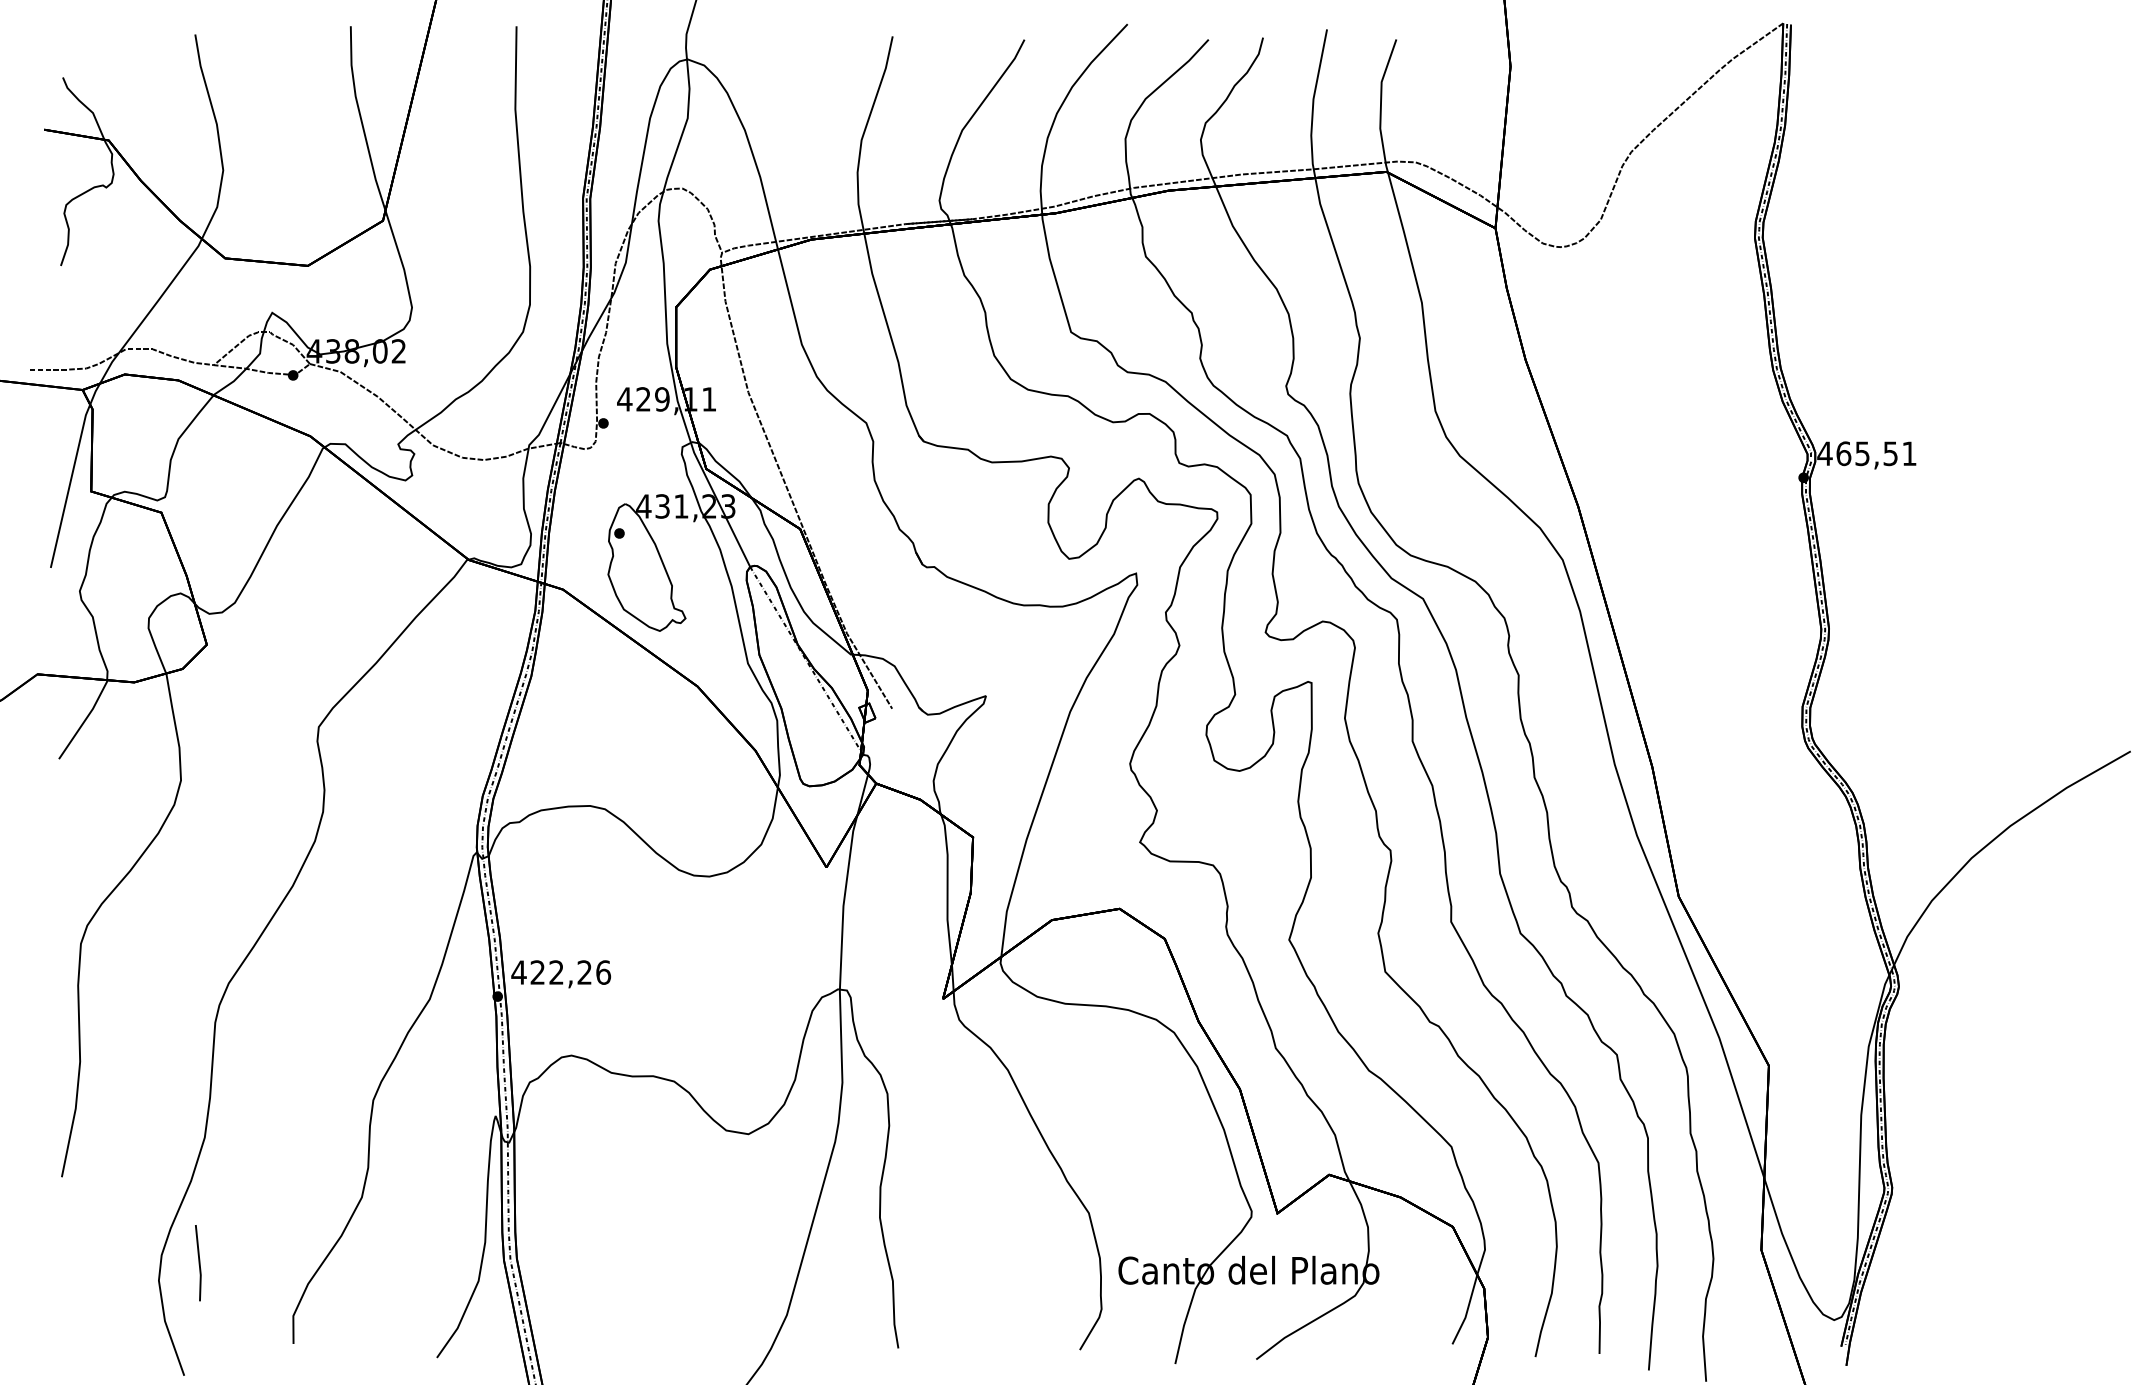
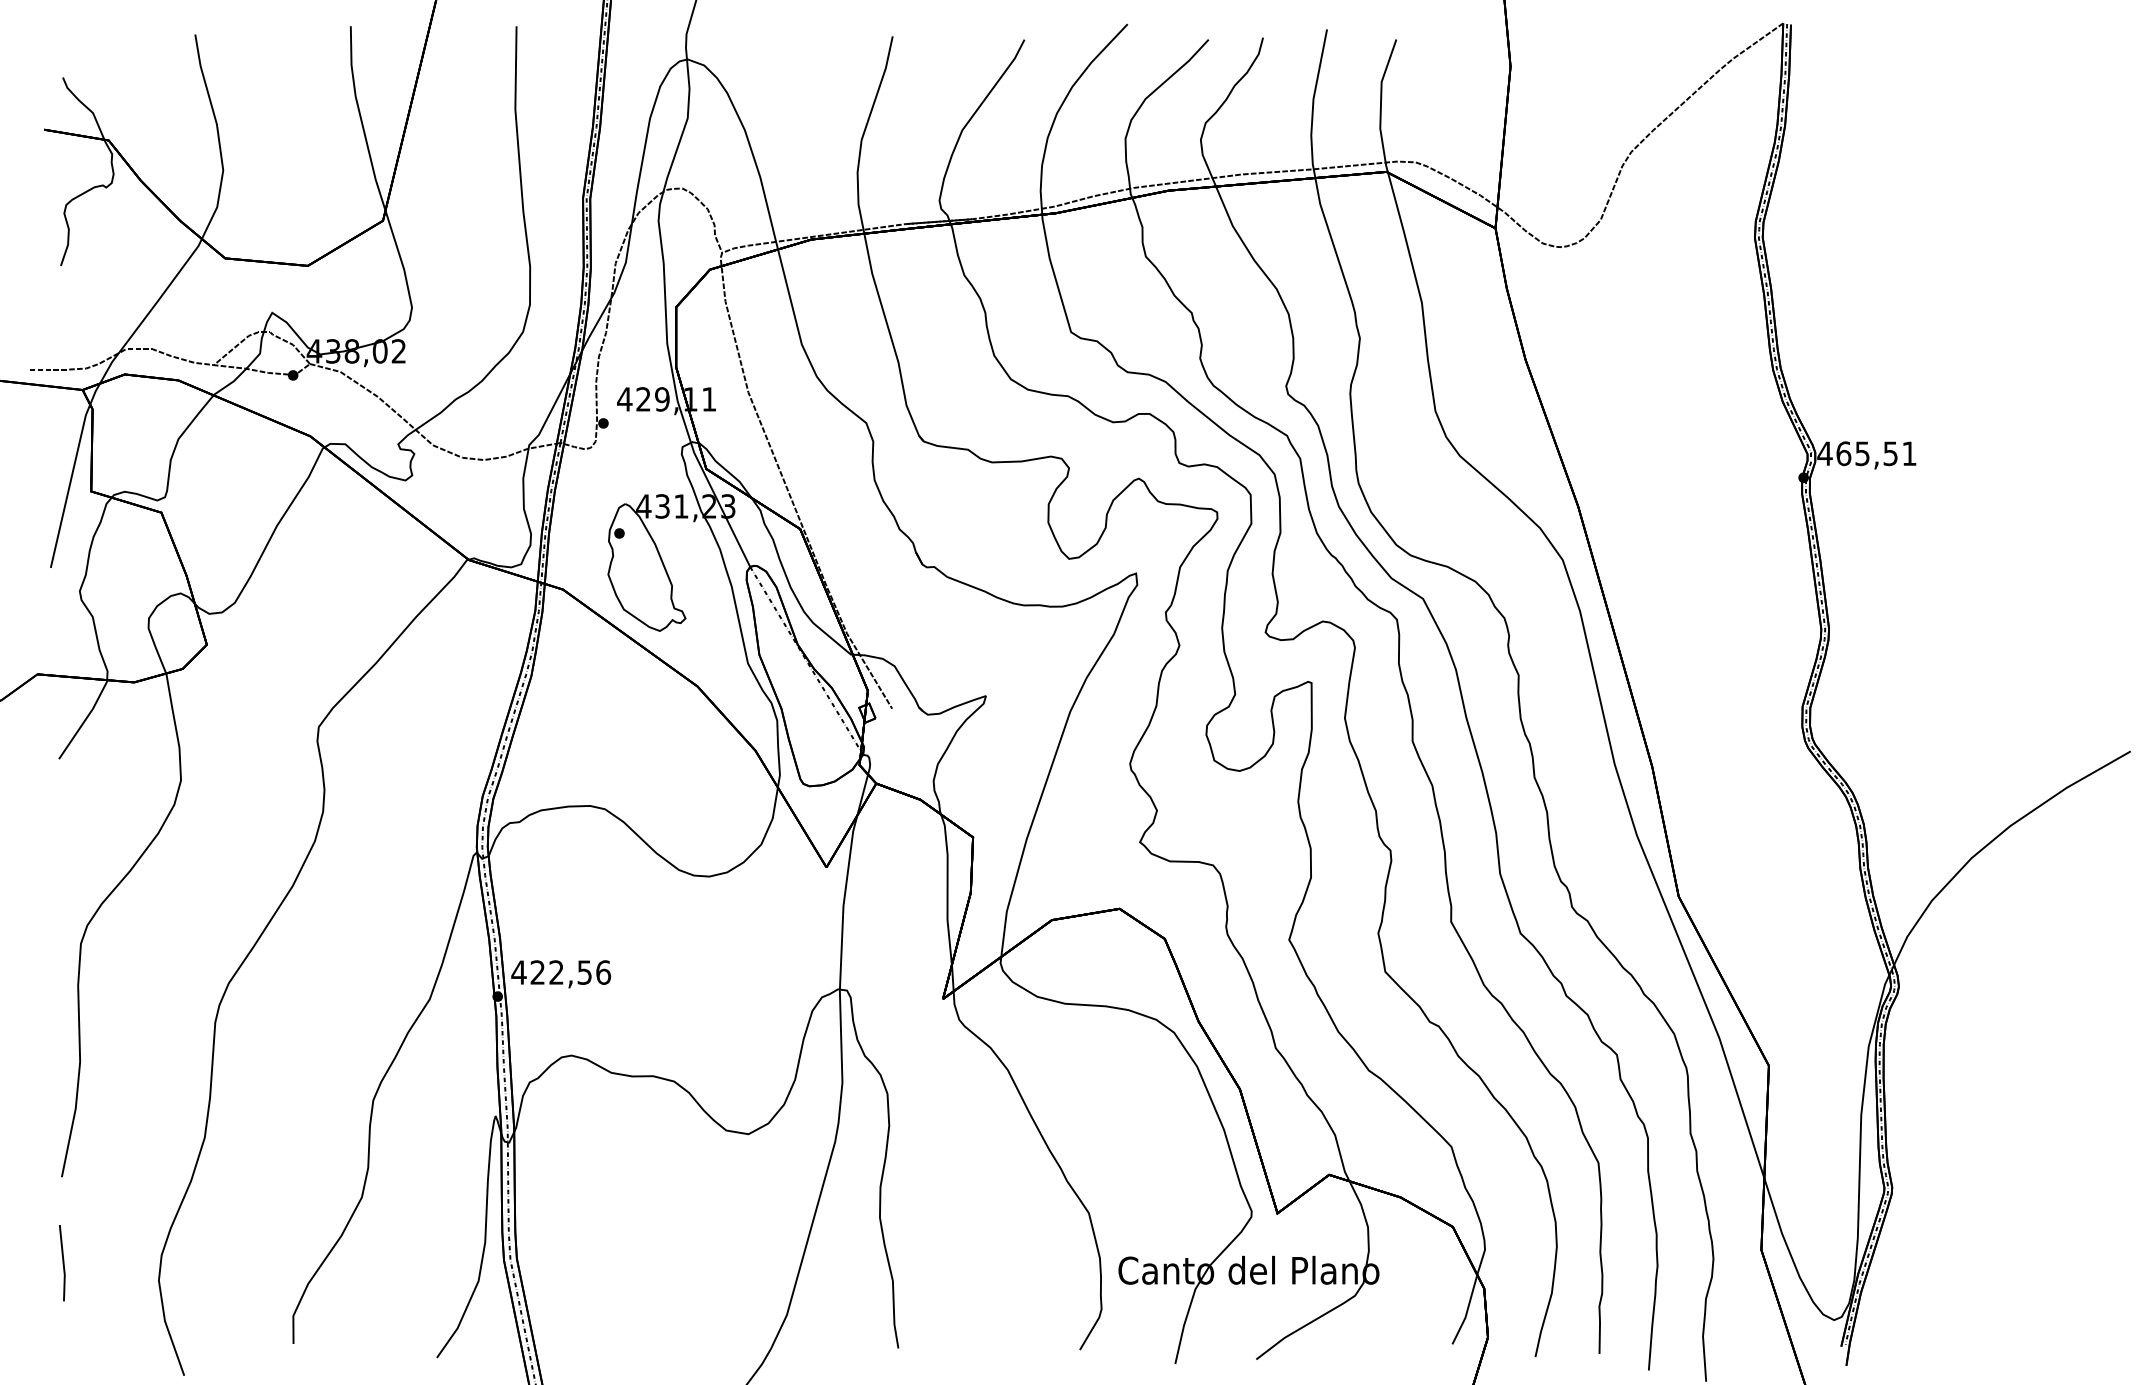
text: 422,26 -> 422,56 (584, 972)
line position: (198, 1263) -> (62, 1263) (62, 1263)
